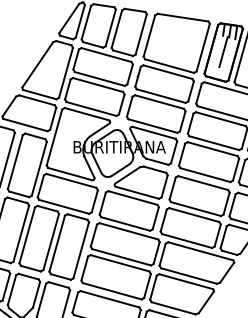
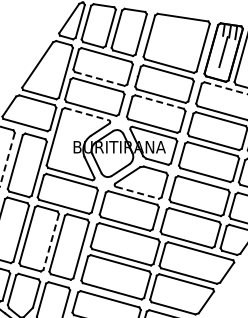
line: solid -> dashed (99, 79)
line: solid -> dashed (226, 88)
line: solid -> dashed (160, 102)
line: solid -> dashed (86, 114)
line: solid -> dashed (7, 159)
line: solid -> dashed (138, 192)
line: solid -> dashed (51, 242)
